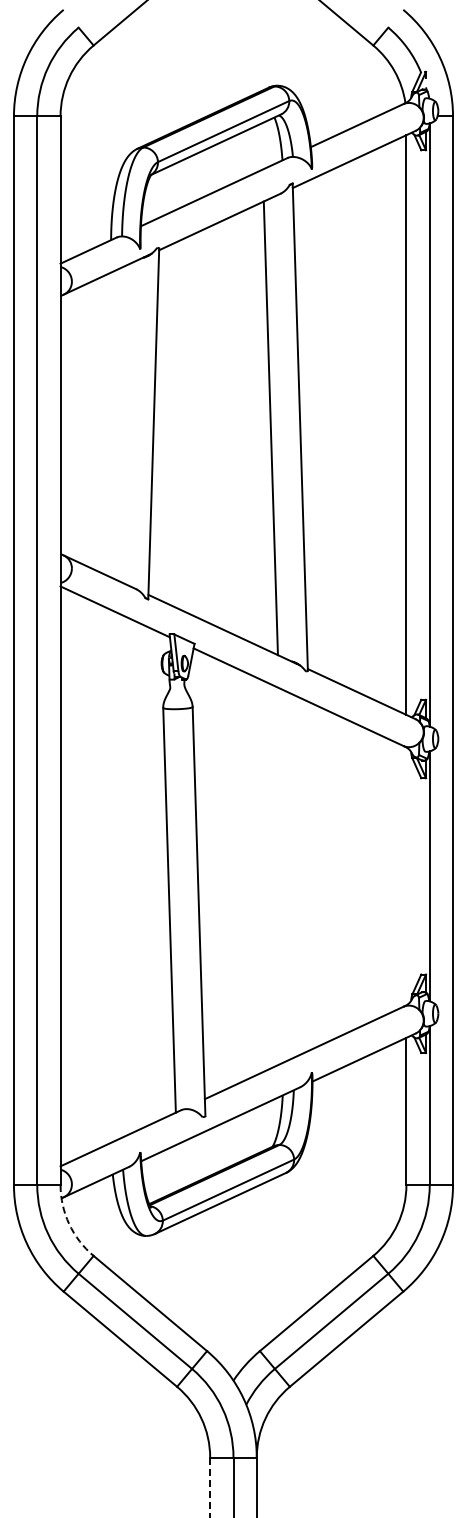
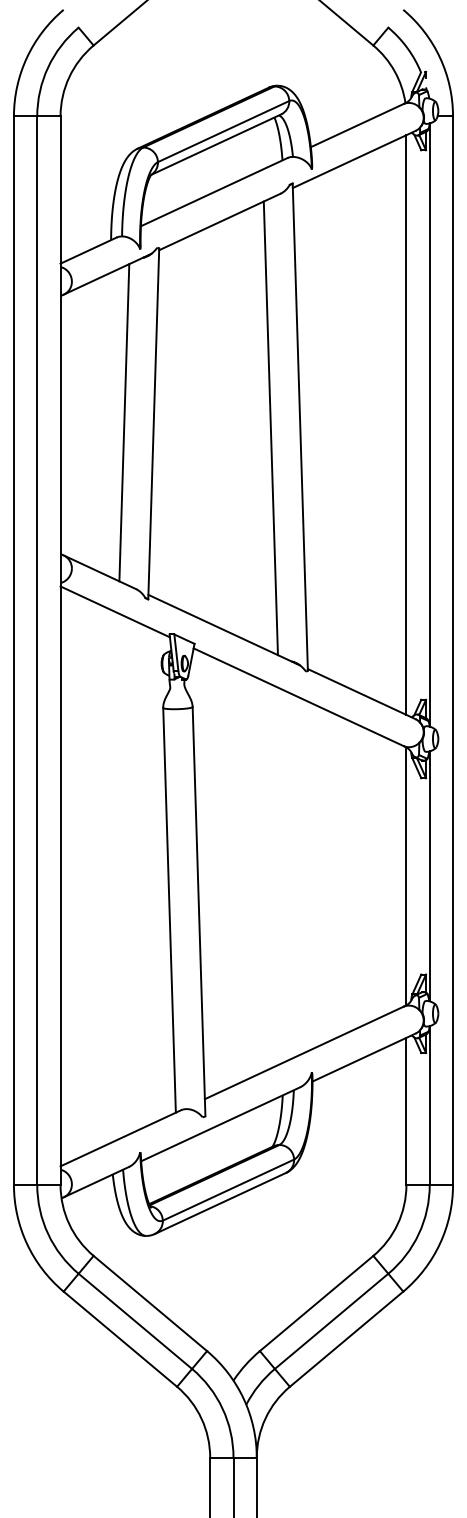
line: none -> present (124, 422)
line: none -> present (406, 876)
arc: dashed -> solid (69, 1224)
line: dashed -> solid (210, 1487)
